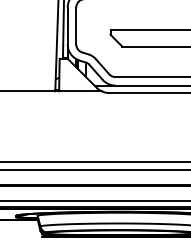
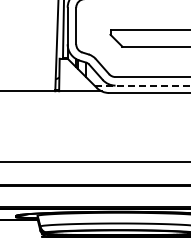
line: solid -> dashed (142, 85)
line: present -> none (94, 170)
line: present -> none (94, 201)
